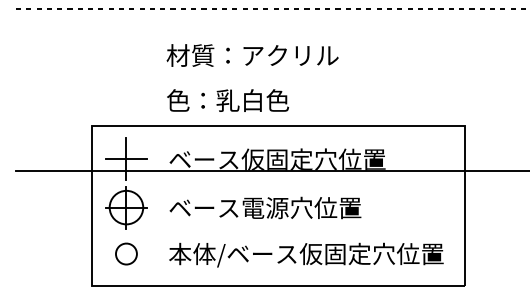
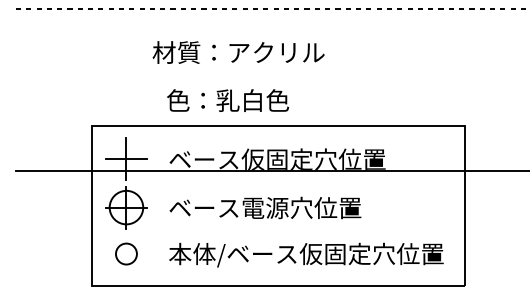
text position: (252, 55) -> (238, 52) (238, 52)
